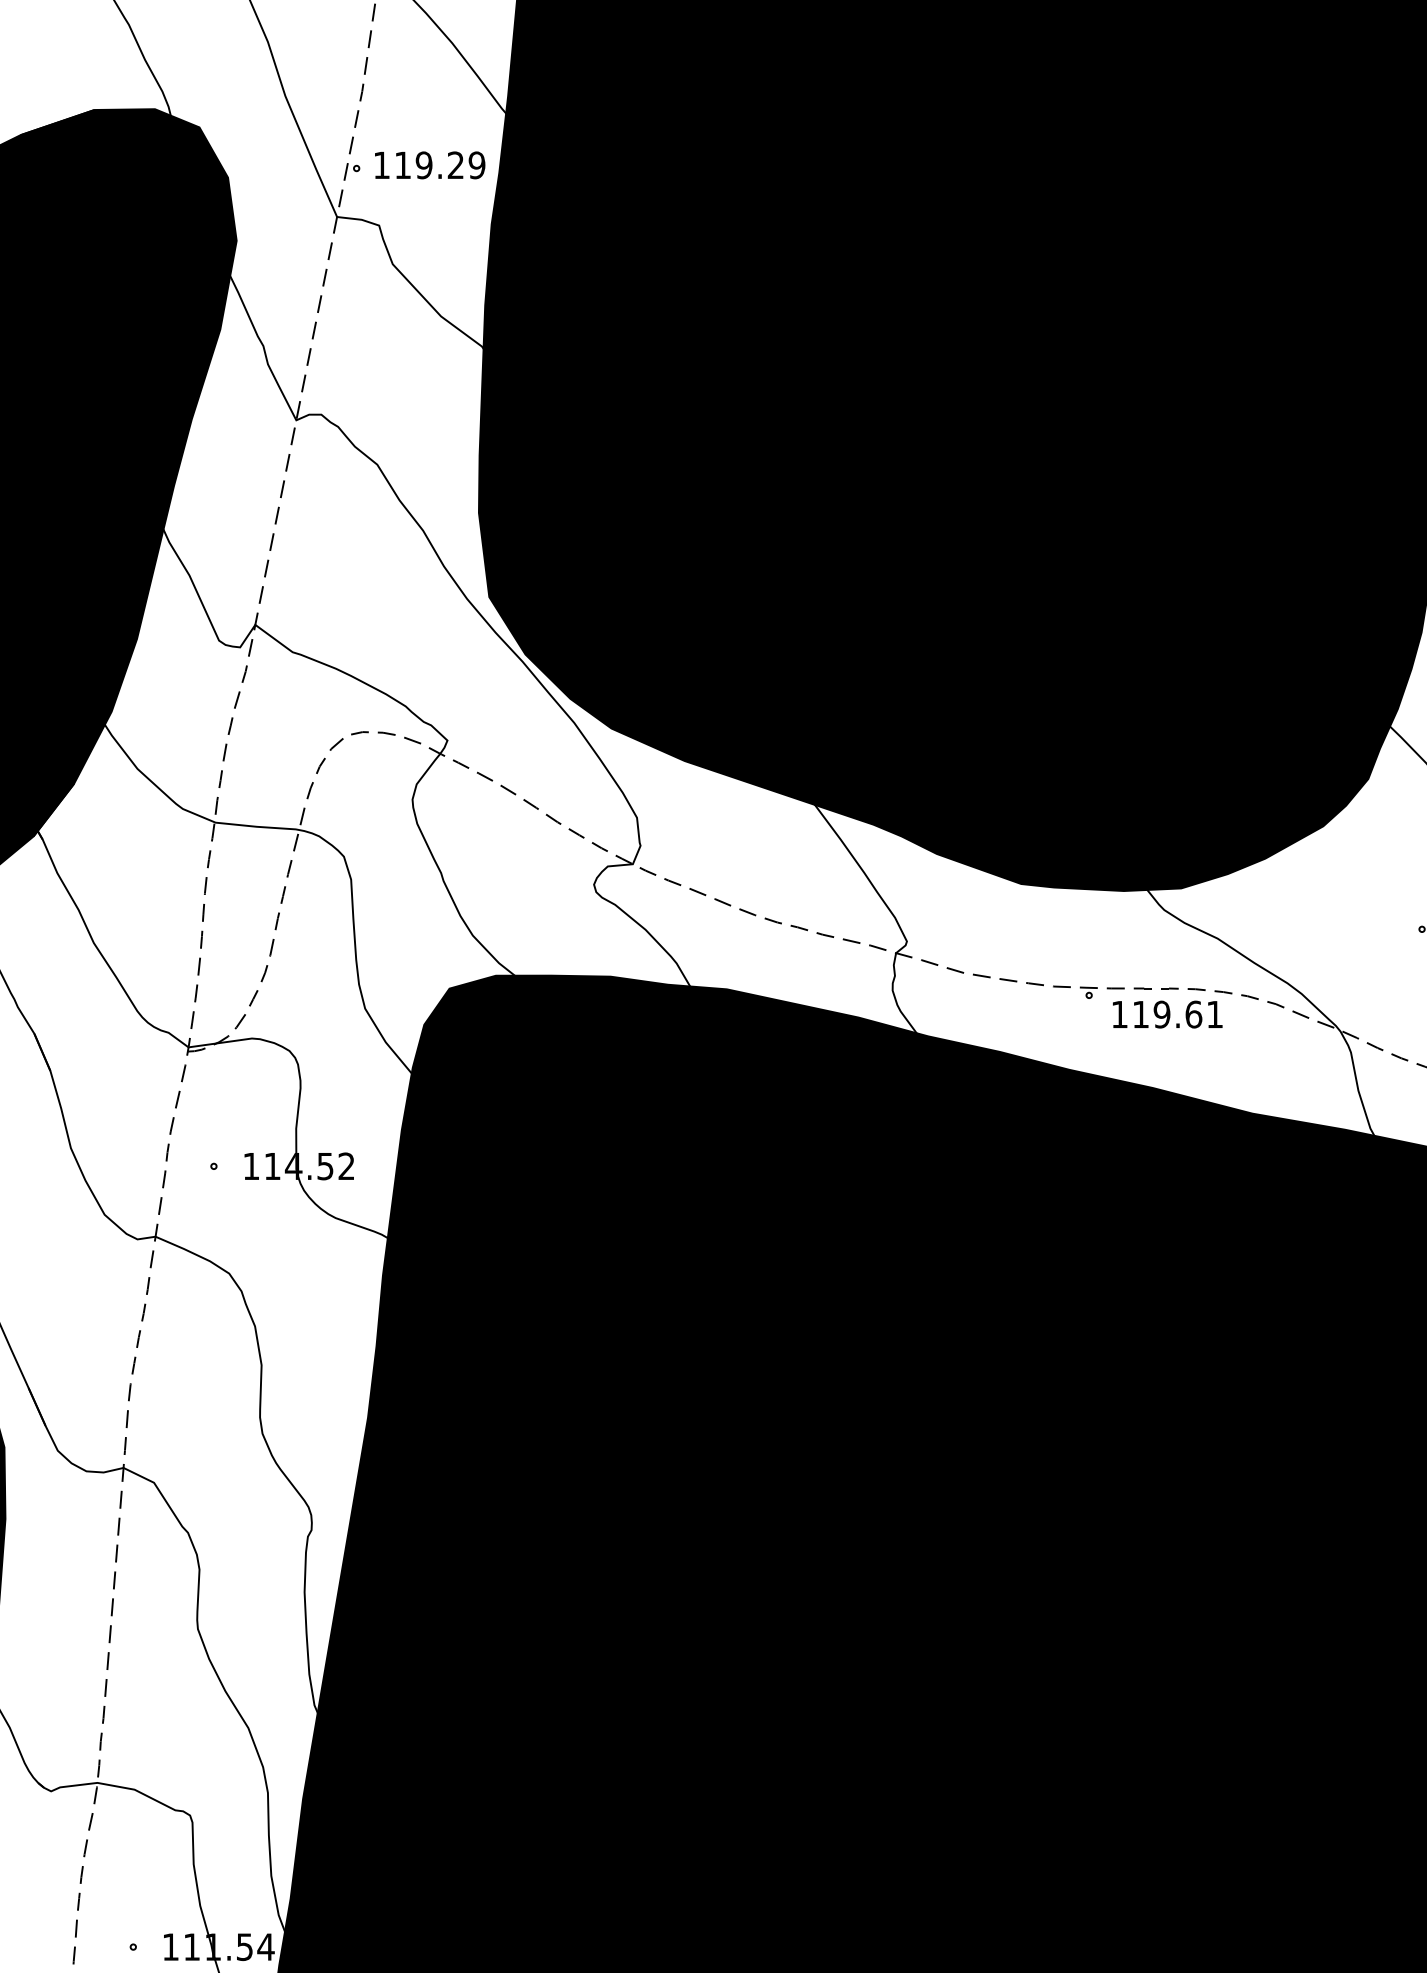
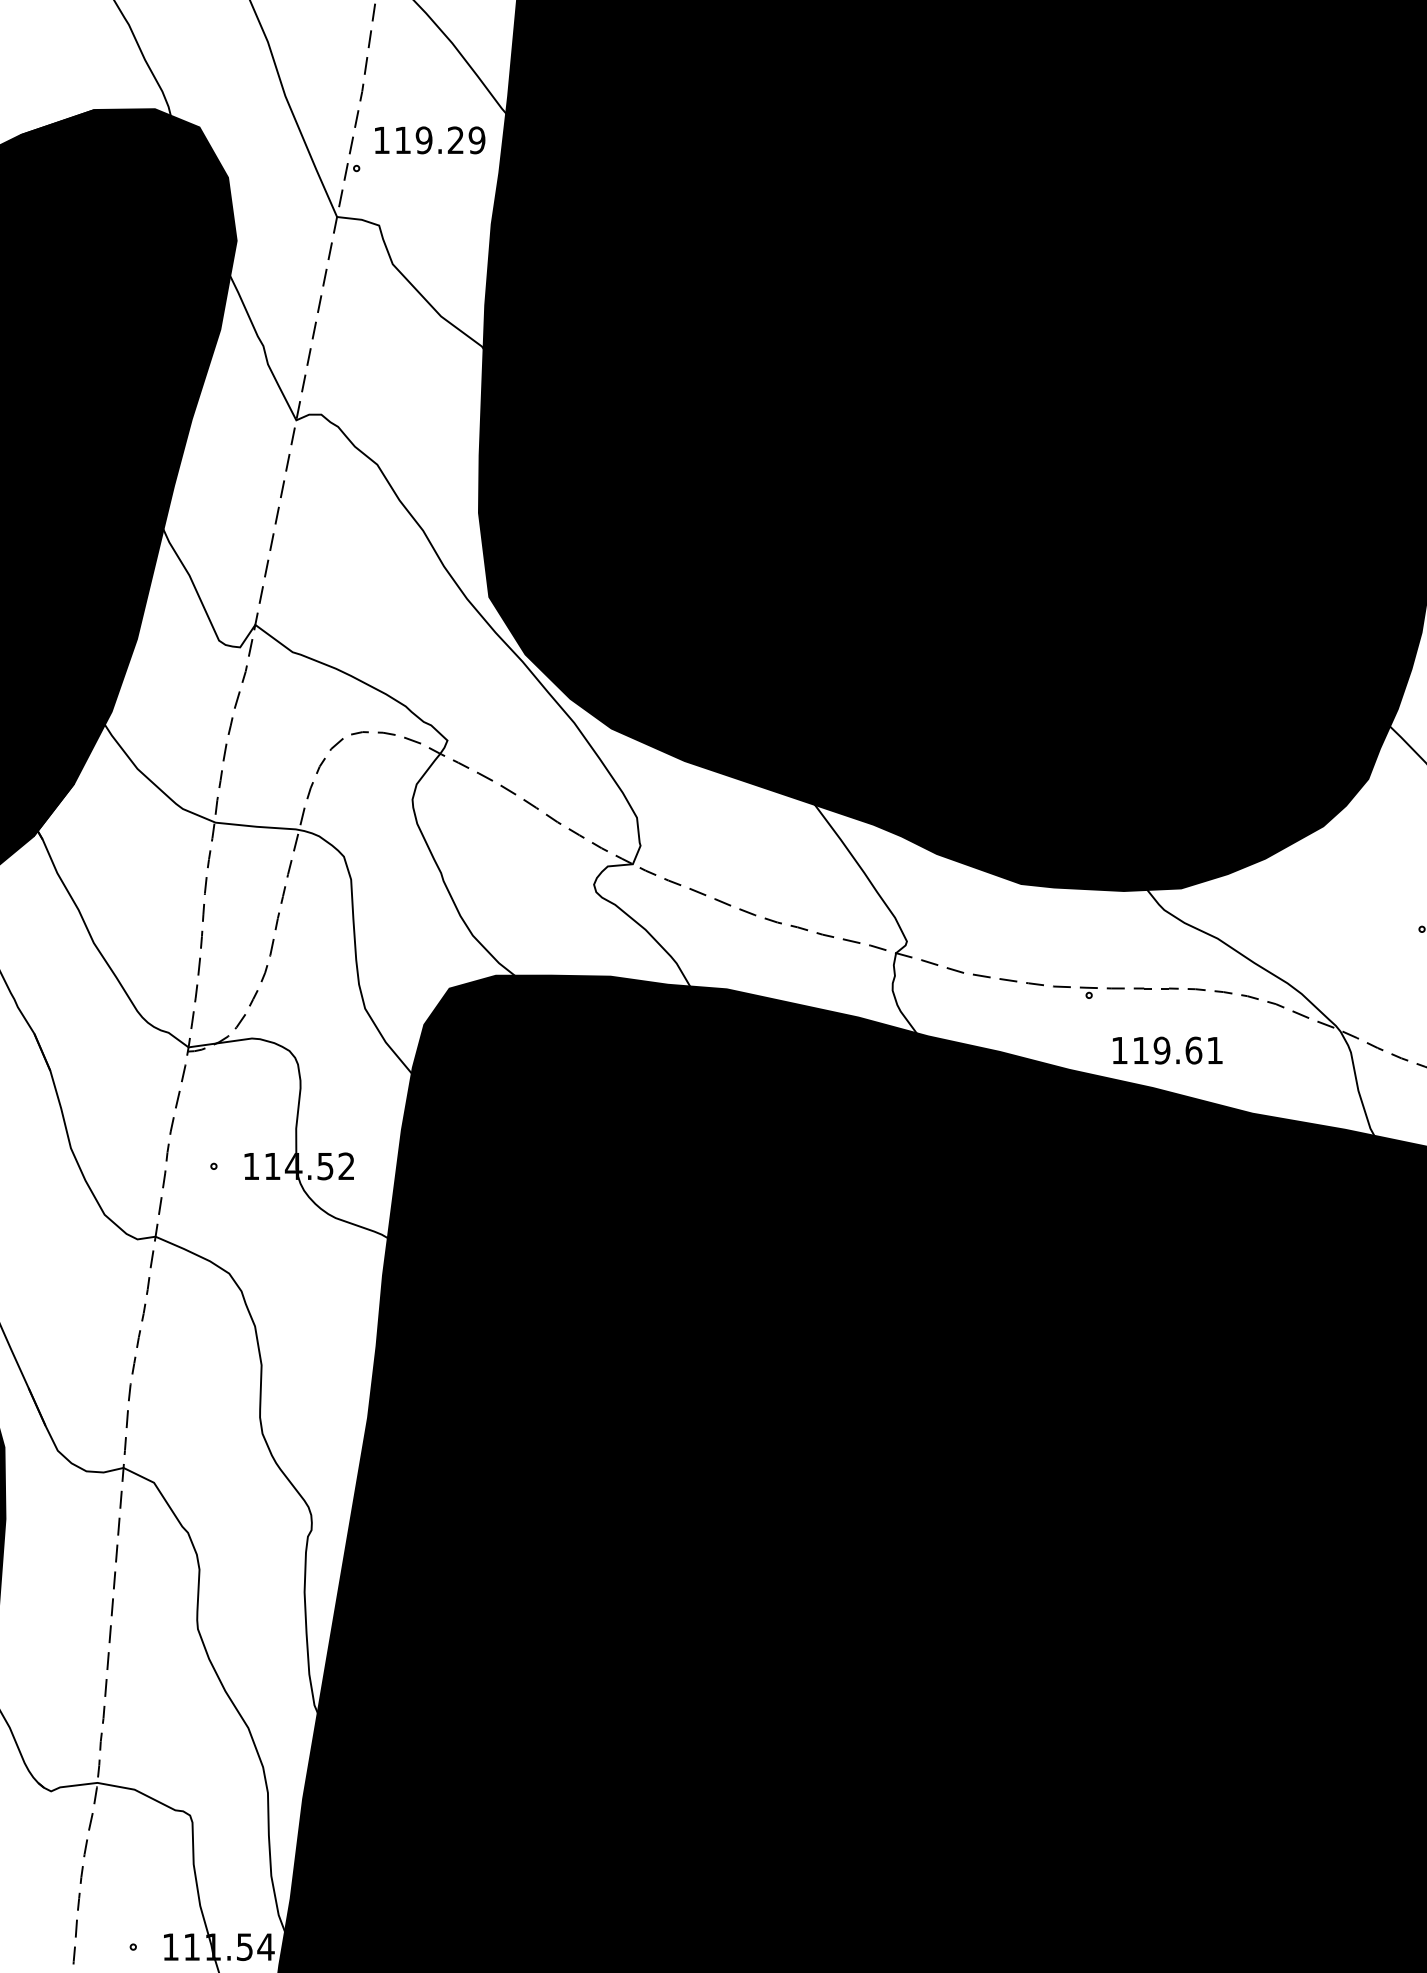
text position: (430, 165) -> (430, 140) (430, 140)
text position: (1167, 1014) -> (1167, 1050) (1167, 1050)
